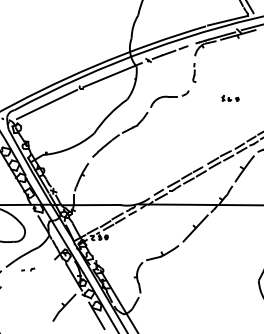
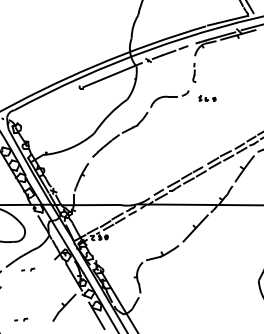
part position: (230, 98) -> (207, 98) (207, 98)
line: present -> none (46, 104)
part: none -> present (21, 319)
